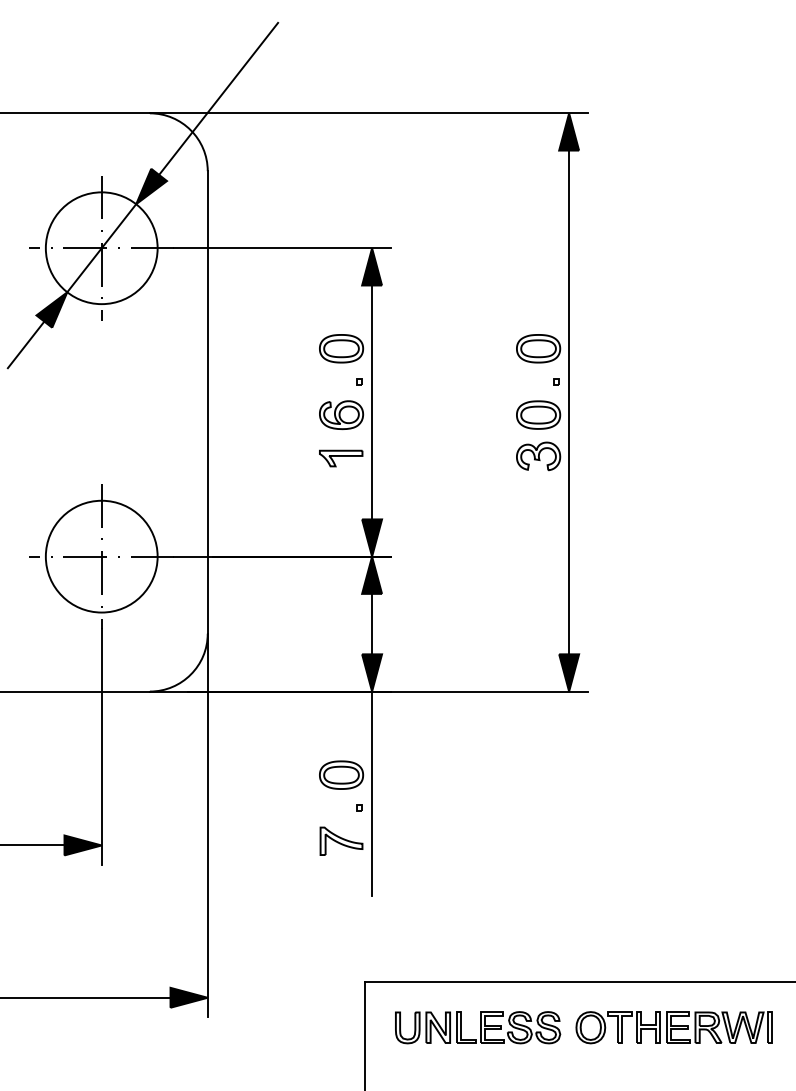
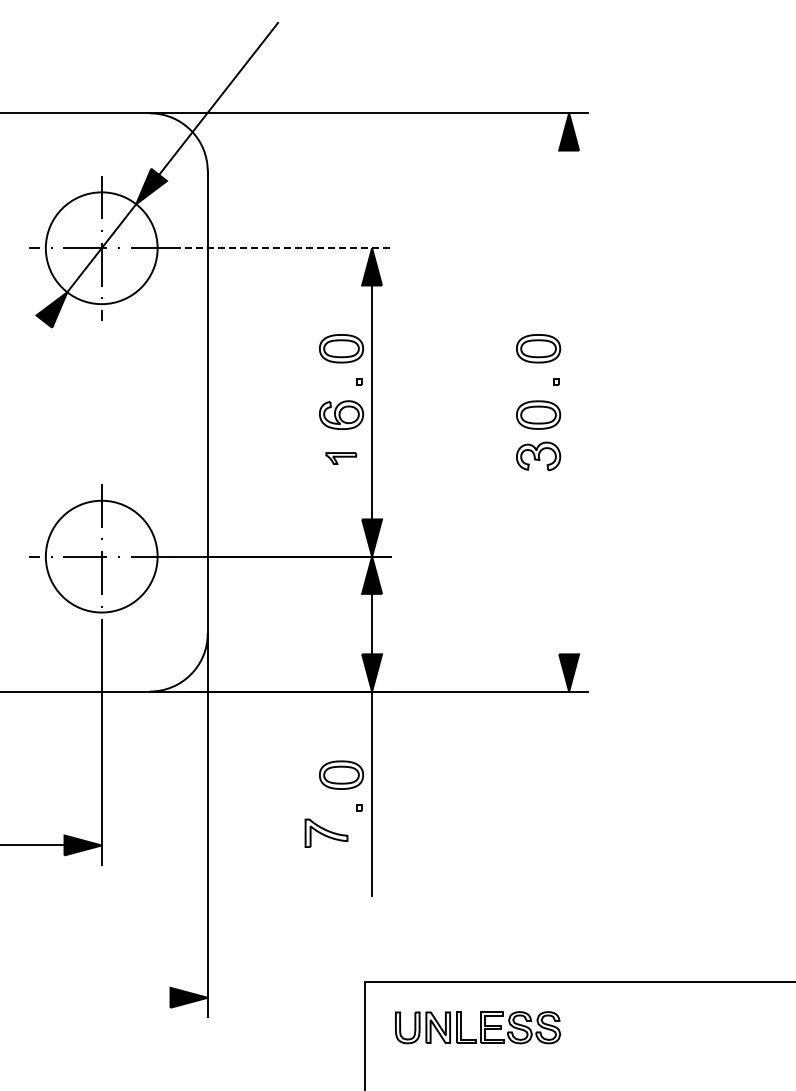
line: solid -> dashed (283, 248)
line: present -> none (25, 344)
line: present -> none (569, 402)
part size: 45x19 px -> 33x13 px (341, 458)
part position: (341, 840) -> (326, 832) (326, 832)
line: present -> none (86, 997)
part: present -> none (673, 1027)
